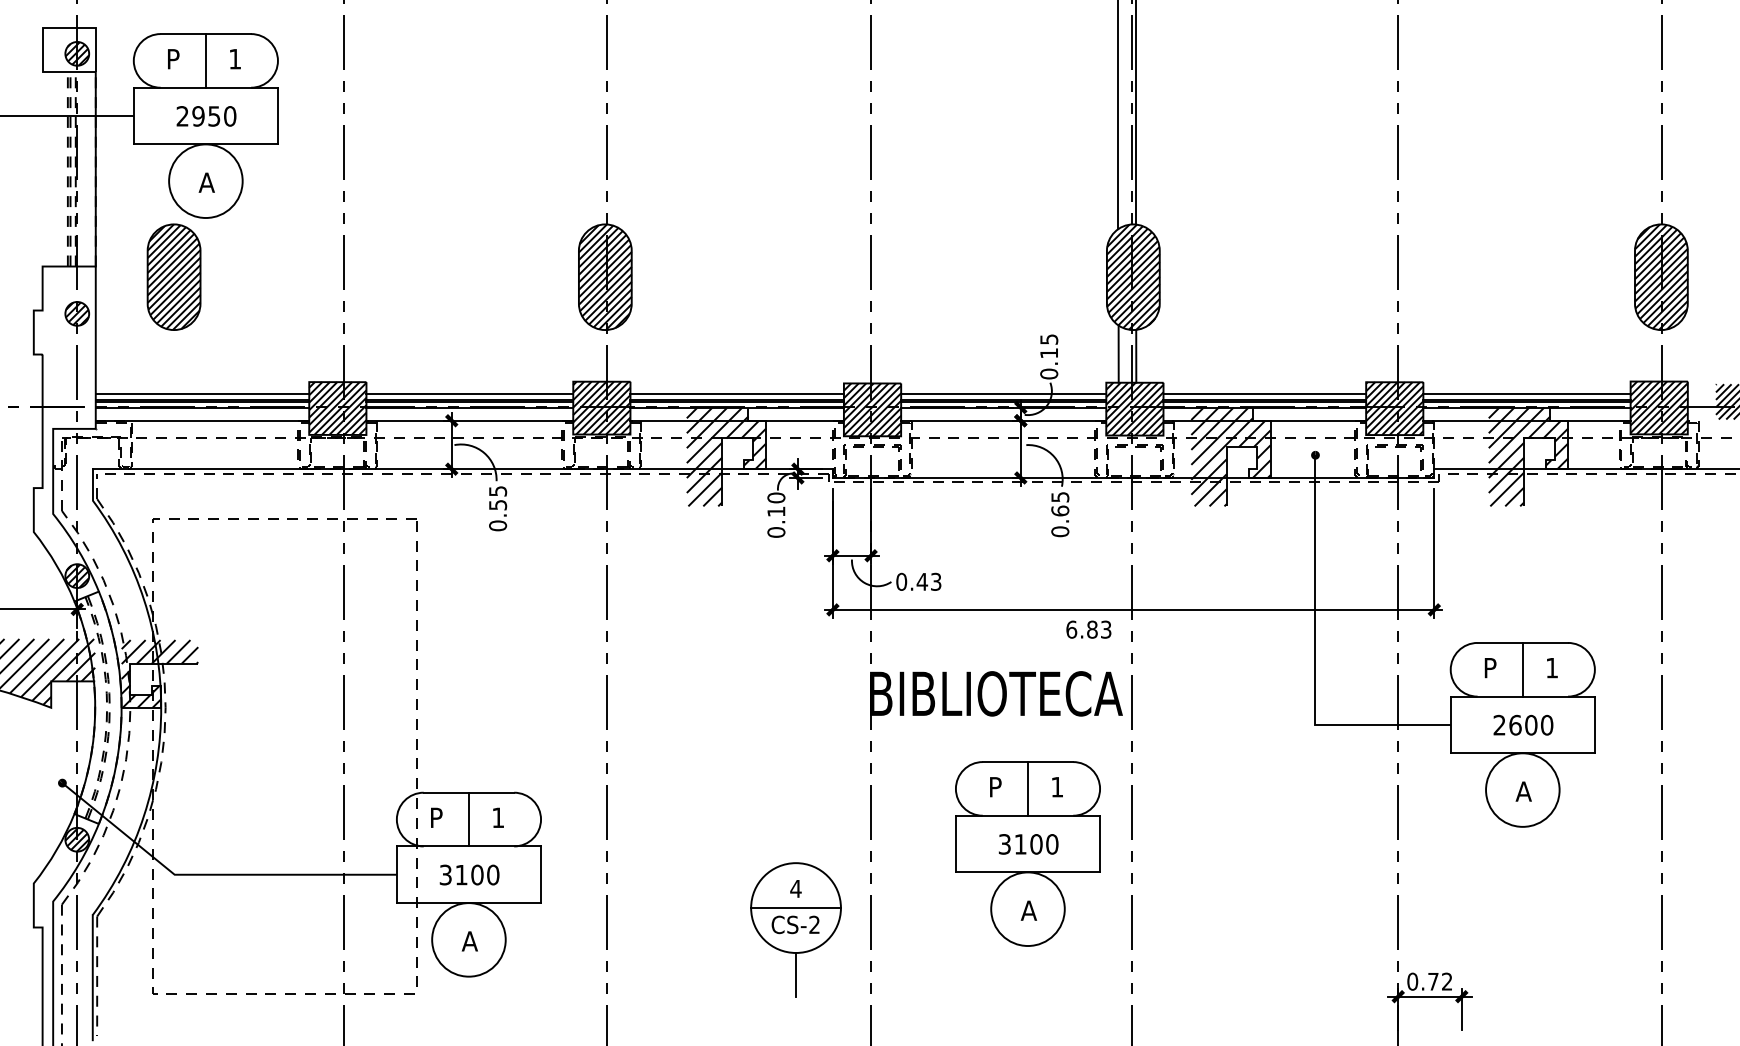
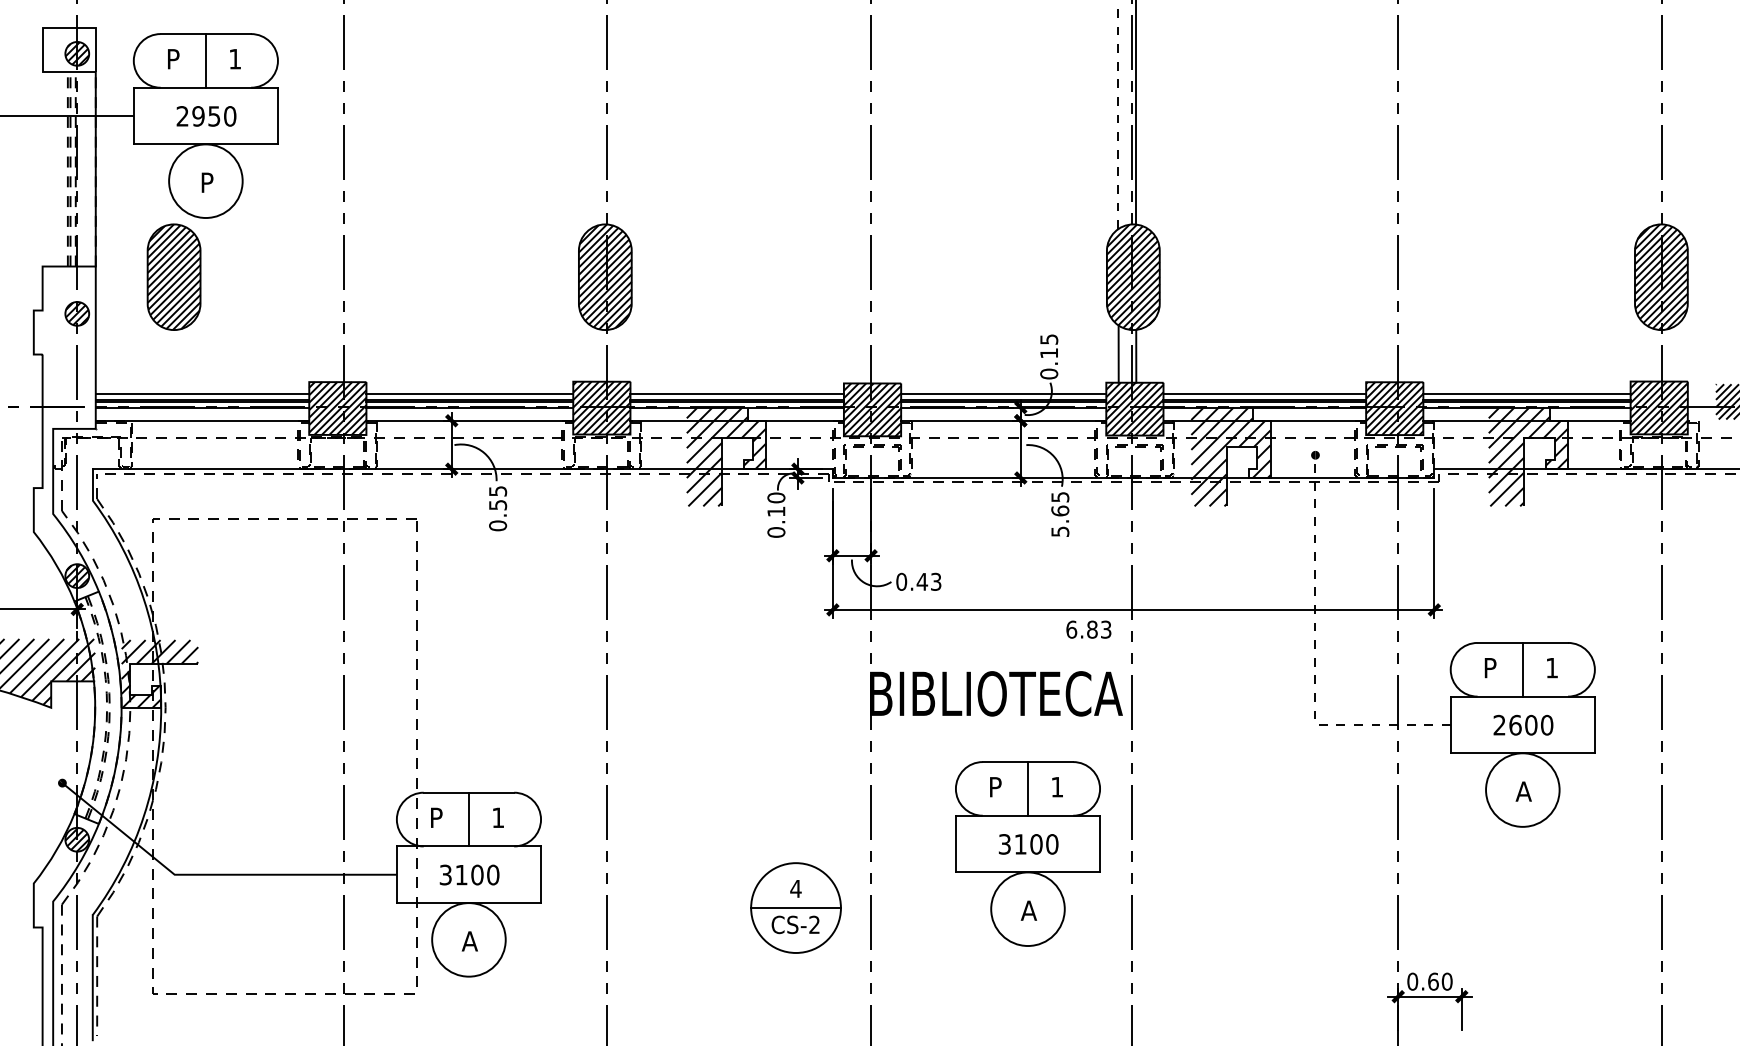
line: solid -> dashed (1118, 114)
text: A -> P (206, 182)
text: 0.65 -> 5.65 (1060, 531)
line: solid -> dashed (1315, 658)
line: present -> none (796, 974)
text: 0.72 -> 0.60 (1440, 981)
